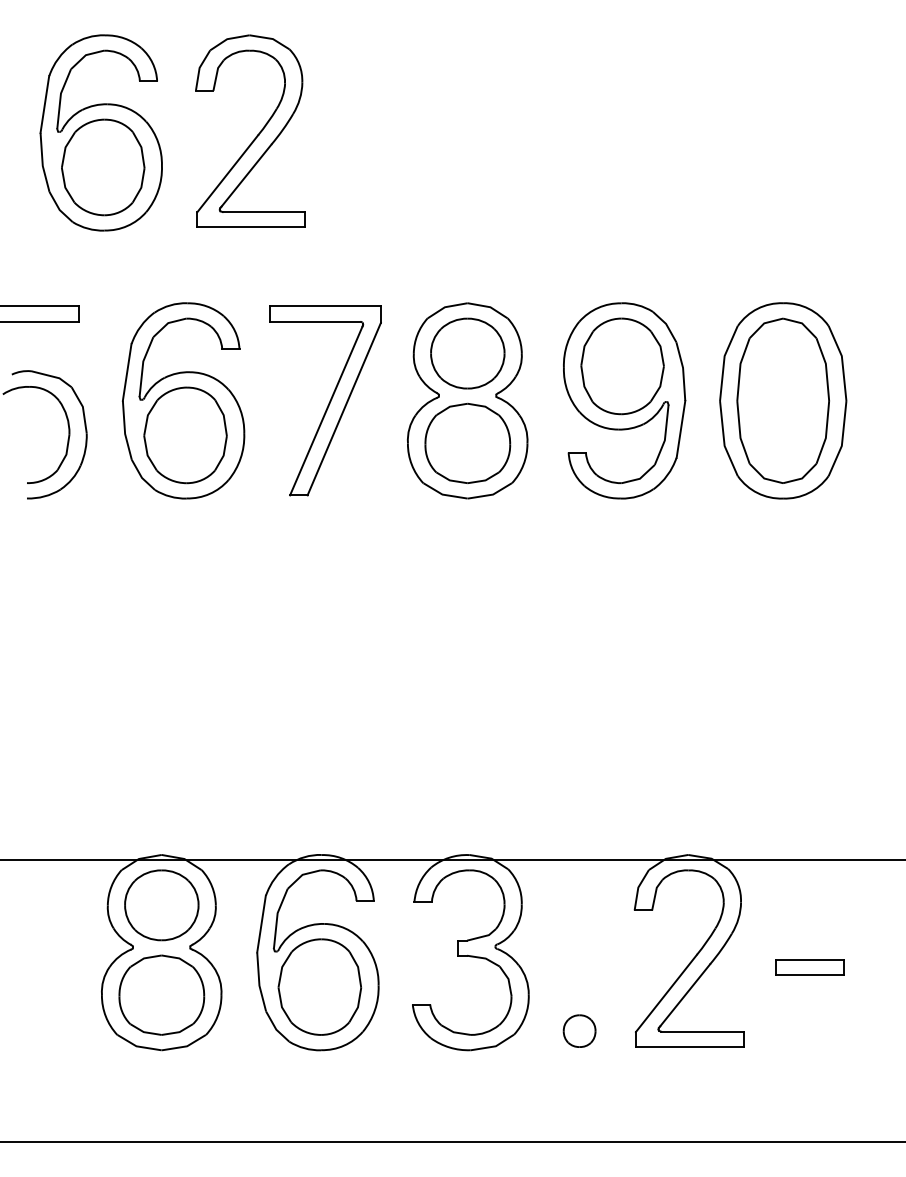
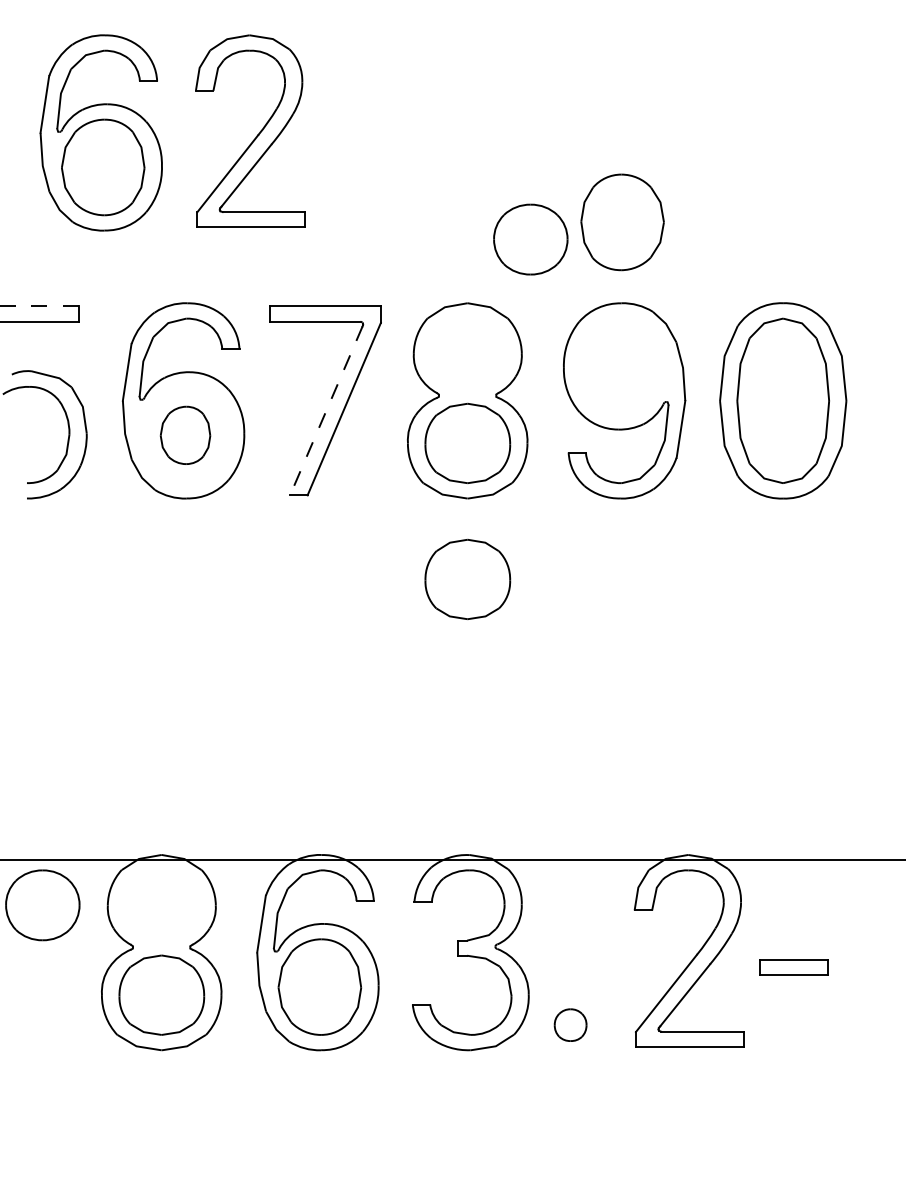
line: solid -> dashed (39, 306)
part position: (467, 353) -> (530, 239) (530, 239)
part position: (622, 366) -> (622, 222) (622, 222)
line: solid -> dashed (326, 410)
part size: 85x99 px -> 53x60 px (185, 434)
part: none -> present (467, 578)
part position: (161, 905) -> (42, 905) (42, 905)
part position: (809, 967) -> (793, 967) (793, 967)
part position: (579, 1030) -> (570, 1024) (570, 1024)
line: present -> none (452, 1141)
